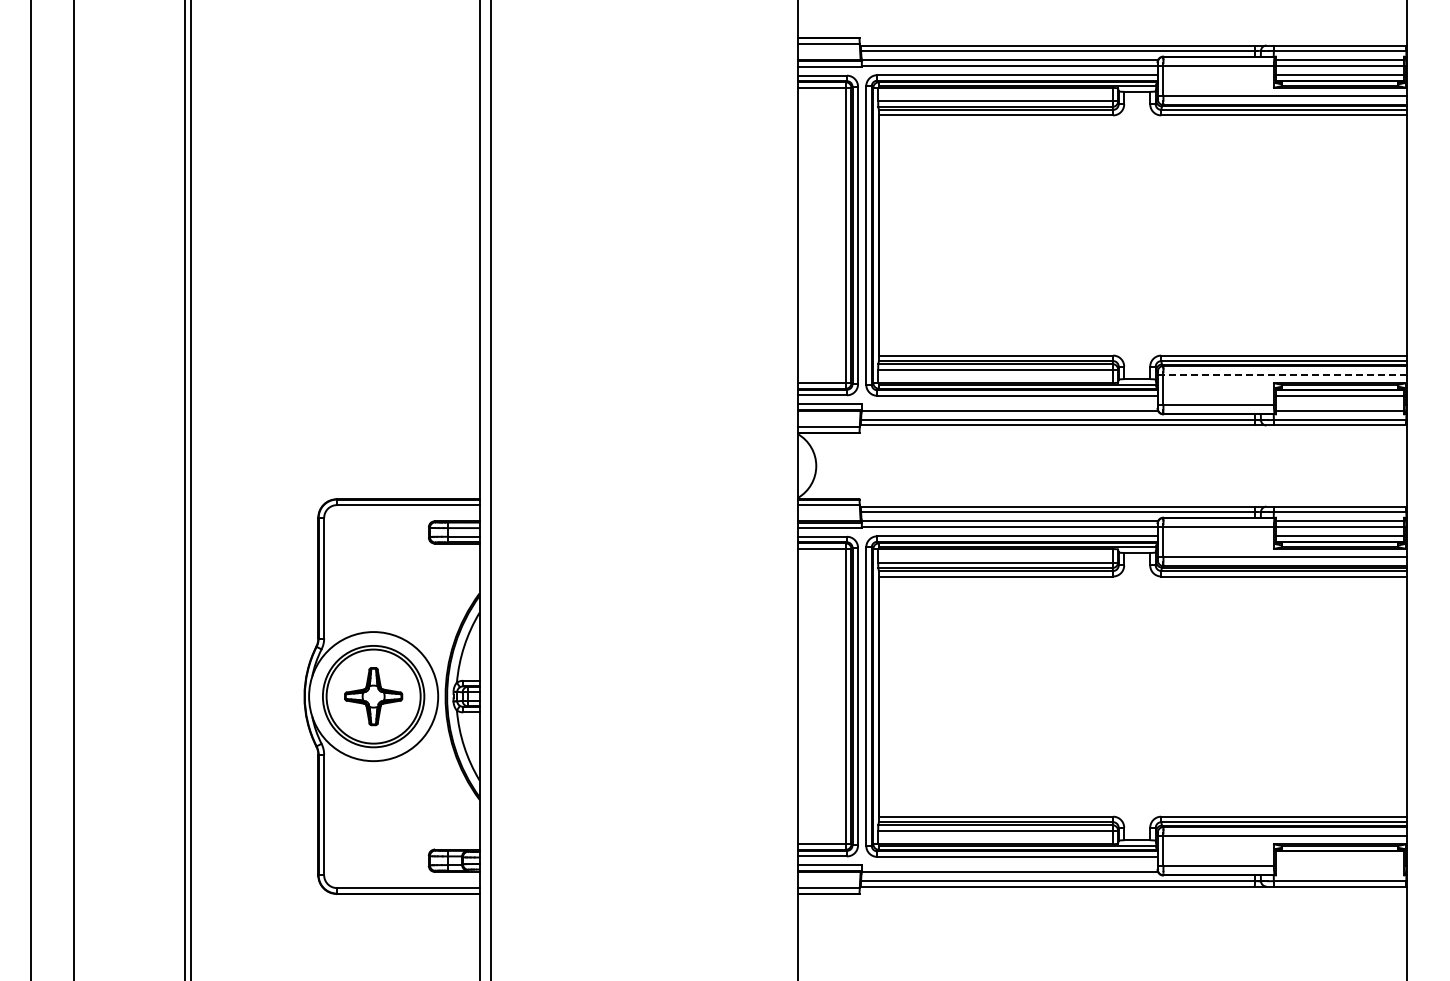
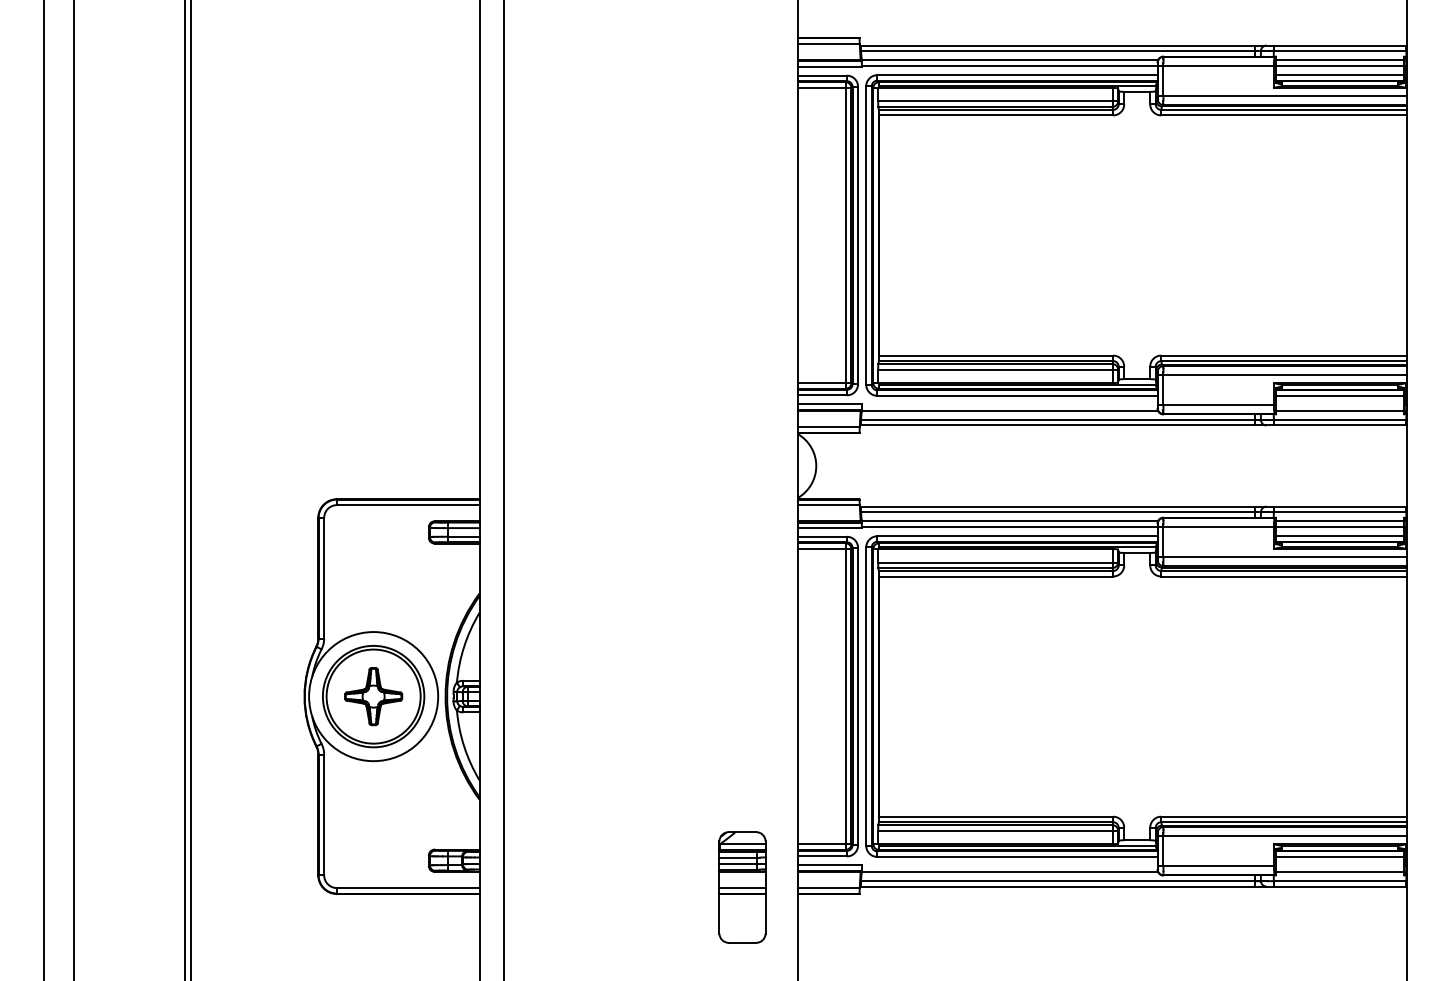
line: dashed -> solid (1281, 375)
line position: (30, 489) -> (43, 489) (43, 489)
line position: (490, 489) -> (503, 489) (503, 489)
line: none -> present (1339, 856)
line: none -> present (1339, 871)
part: none -> present (742, 887)
